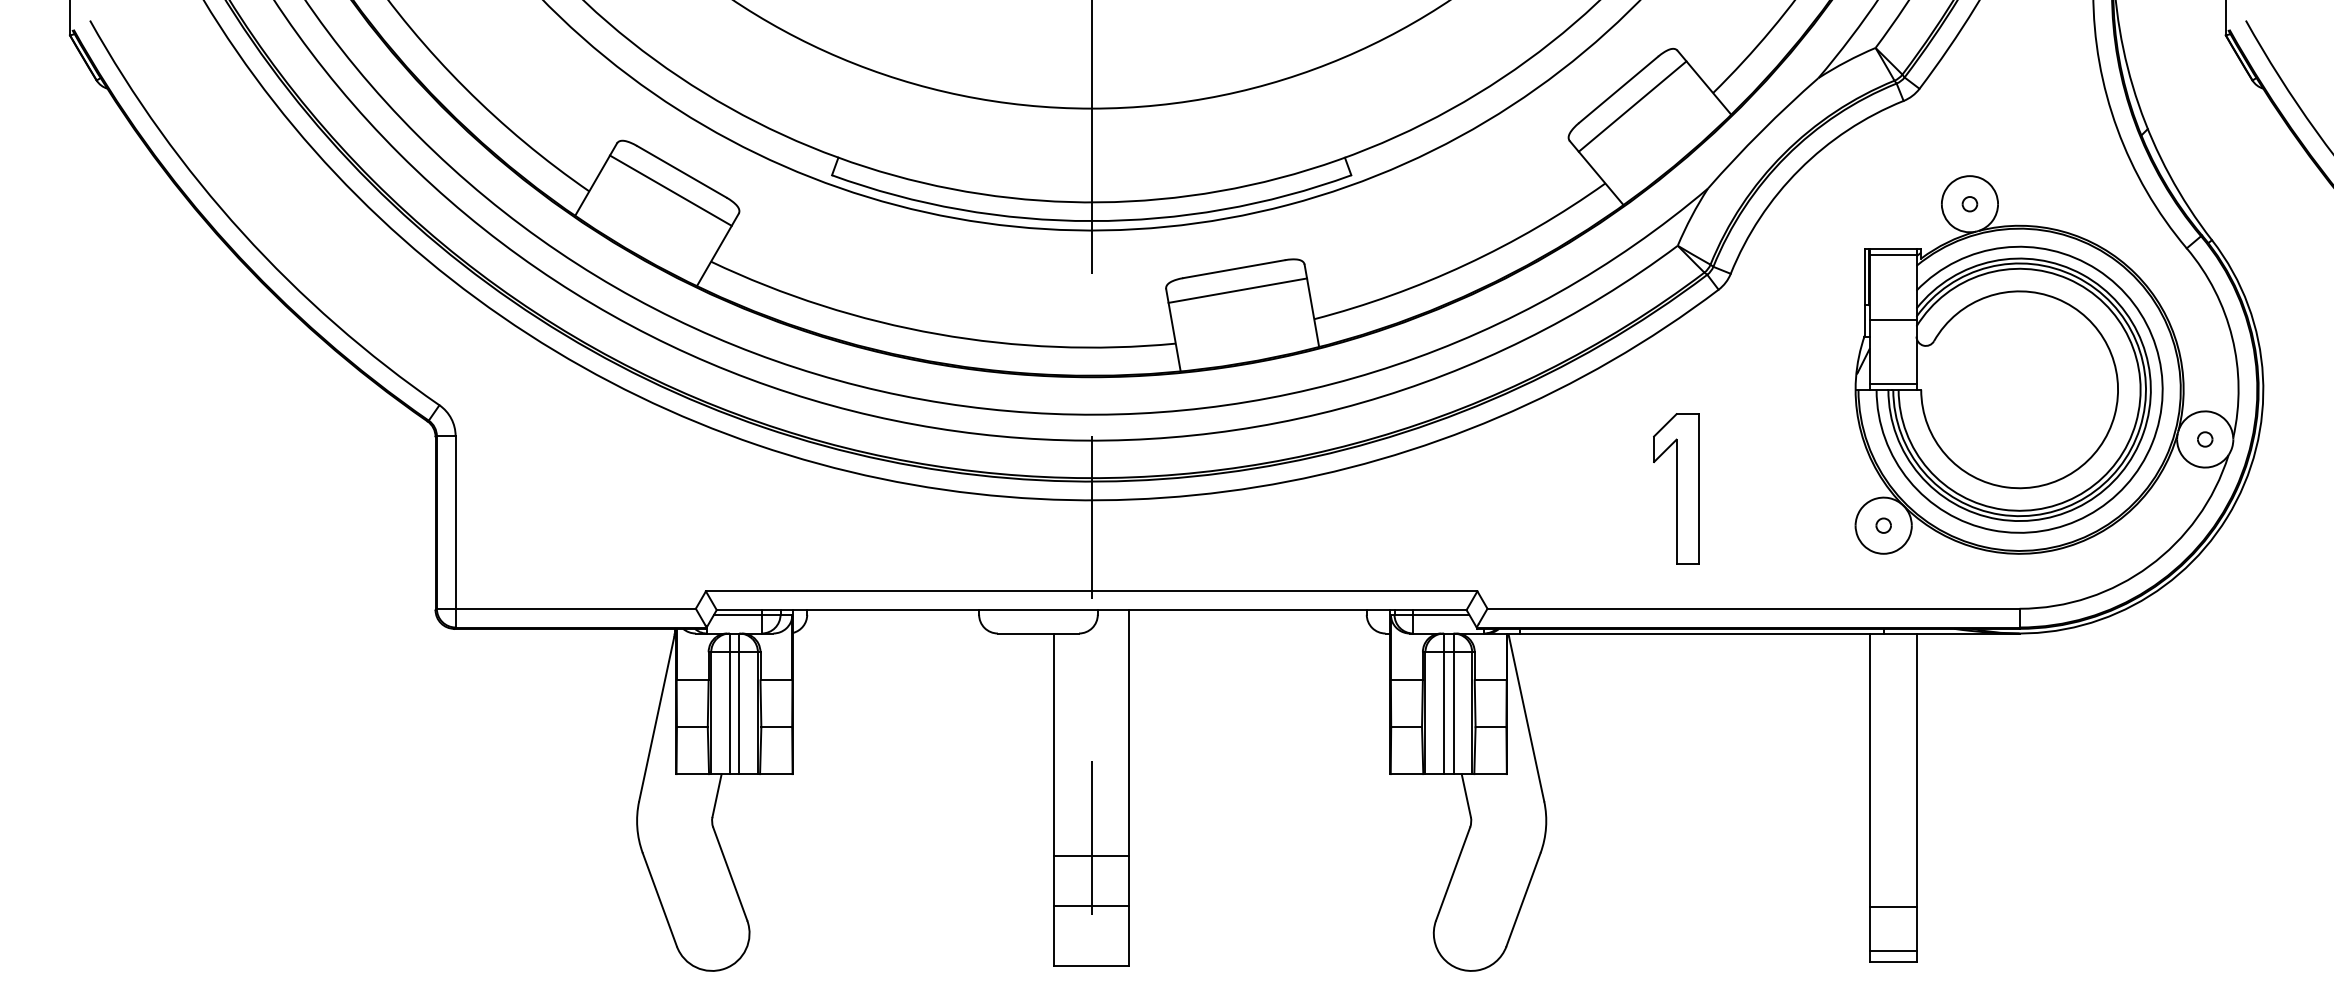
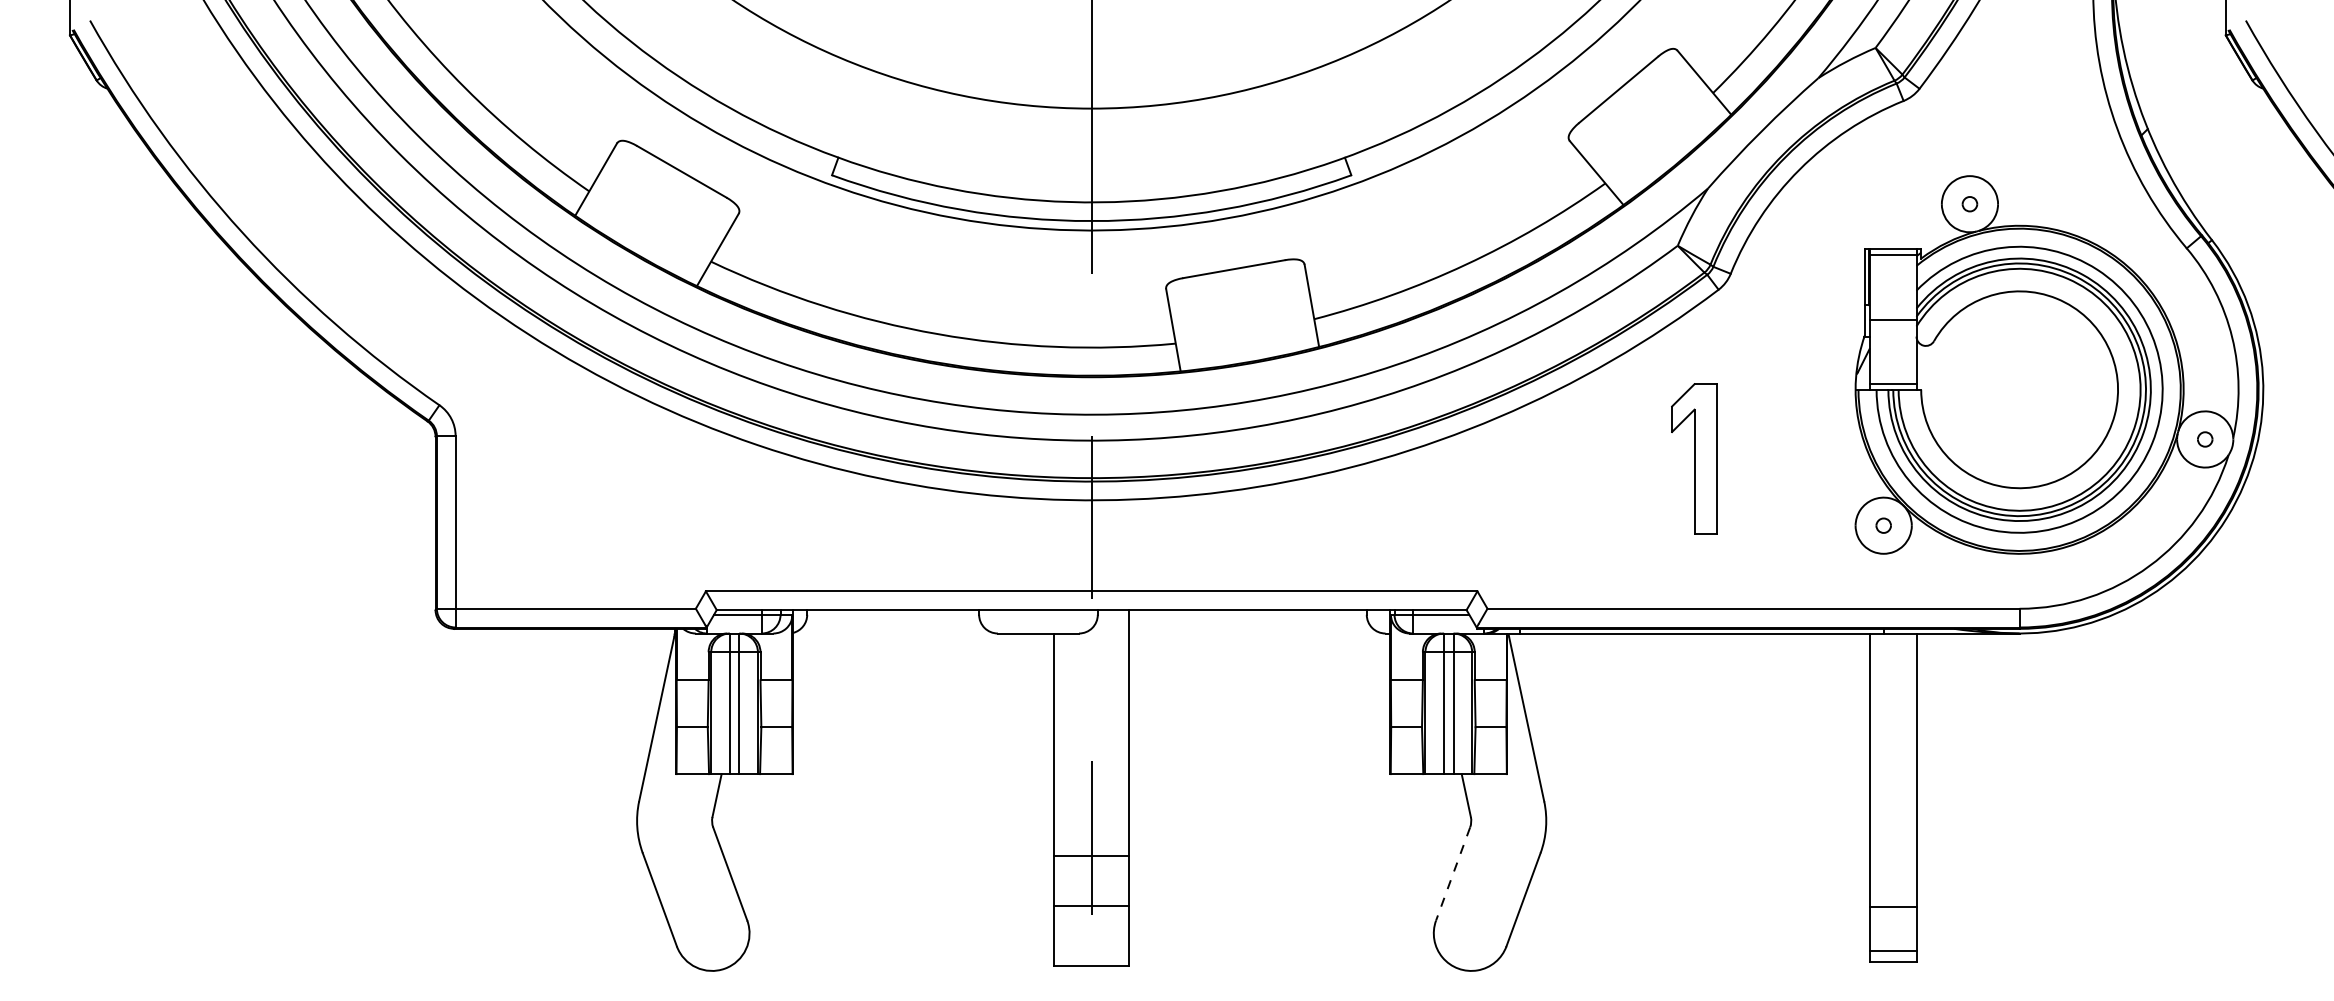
line: present -> none (1632, 106)
line: present -> none (670, 190)
line: present -> none (1237, 290)
part position: (1676, 488) -> (1694, 458) (1694, 458)
line: solid -> dashed (1453, 874)
